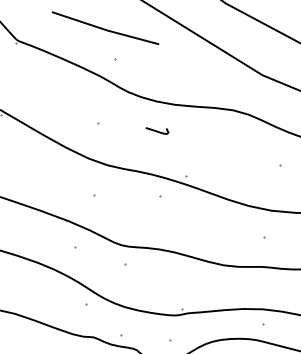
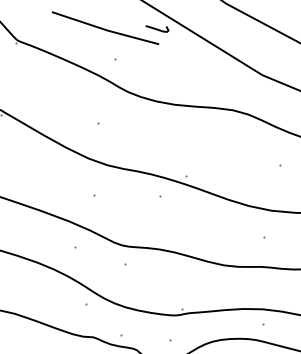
curve position: (157, 130) -> (157, 28) (157, 28)
